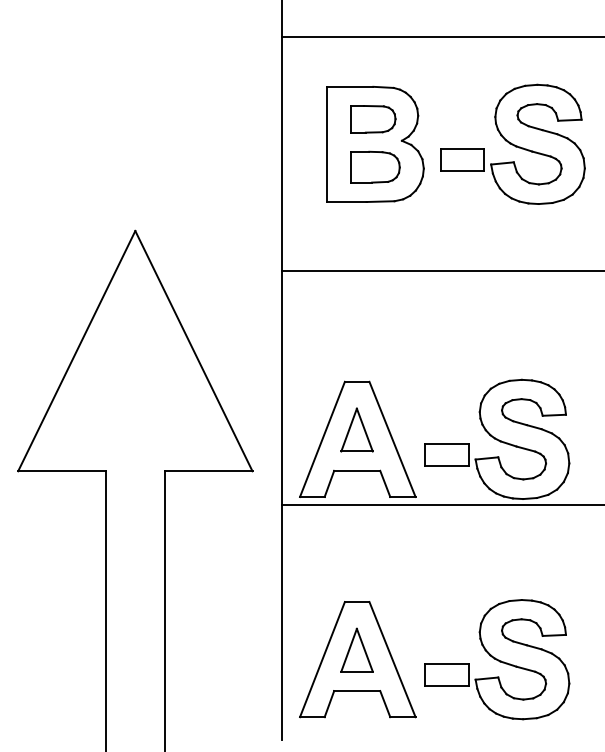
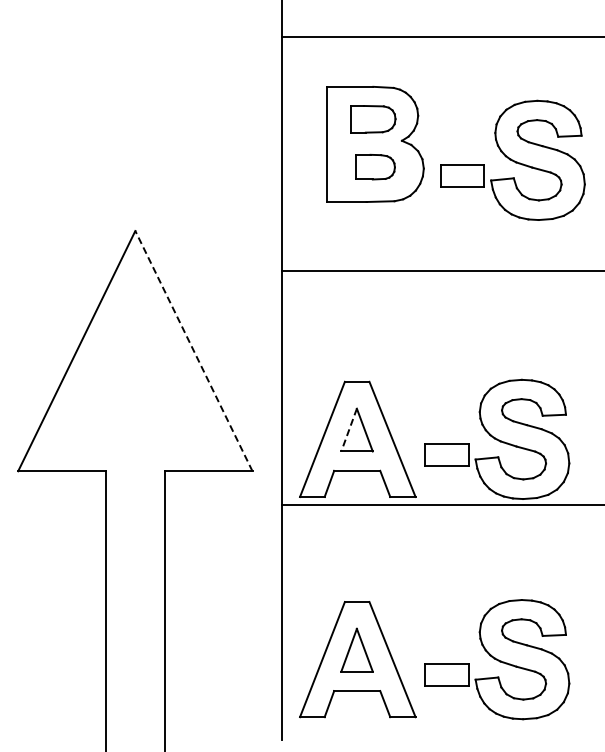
part position: (512, 143) -> (512, 159) (512, 159)
part size: 51x34 px -> 41x28 px (375, 166)
line: solid -> dashed (193, 351)
line: solid -> dashed (349, 430)
